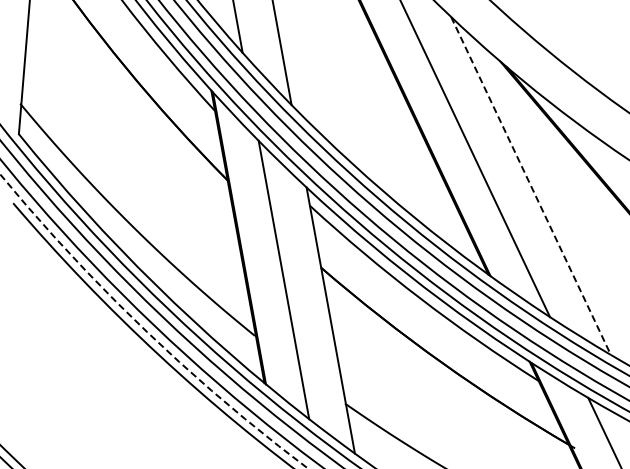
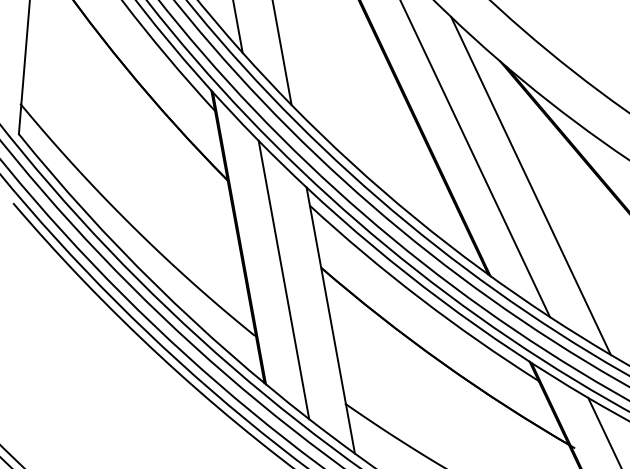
line: dashed -> solid (531, 185)
circle: dashed -> solid (154, 321)
